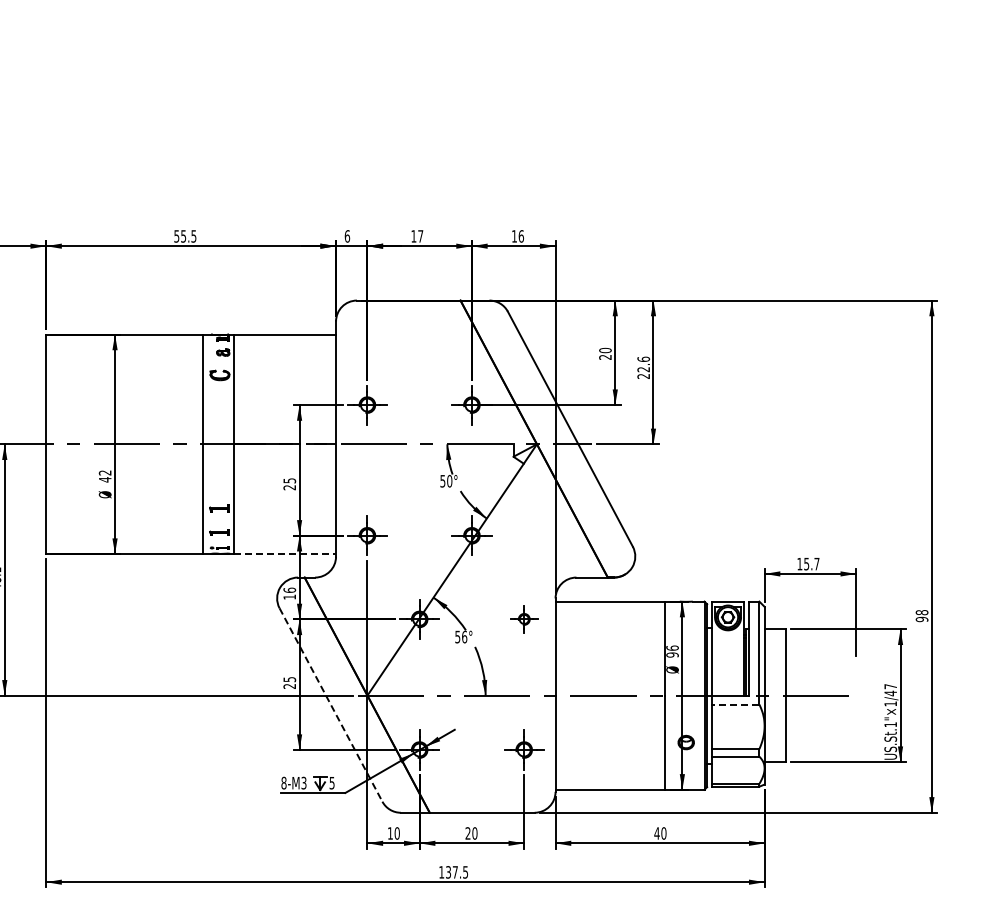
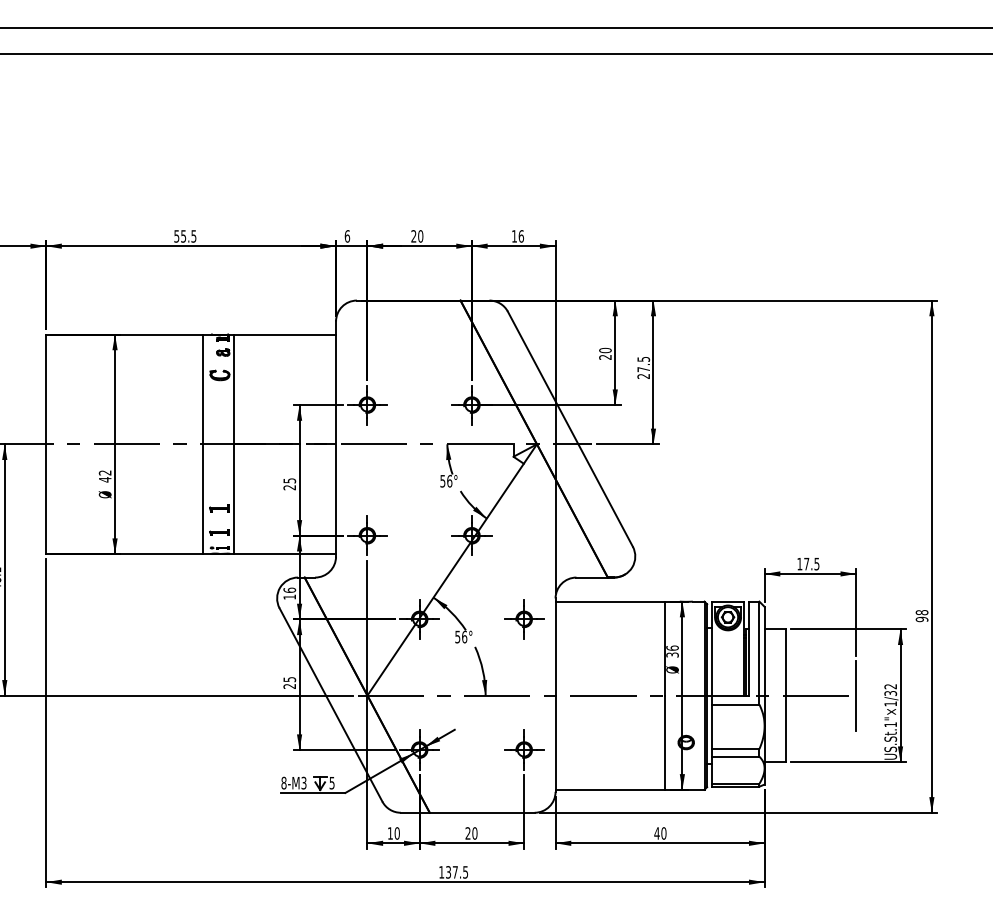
line: none -> present (495, 27)
line: none -> present (495, 53)
text: 17 -> 20 (417, 236)
text: 22.6 -> 27.5 (643, 364)
text: 50° -> 56° (449, 480)
line: dashed -> solid (285, 554)
text: 15.7 -> 17.5 (811, 564)
part size: 29x29 px -> 41x41 px (524, 619)
text: 96 -> 36 (672, 654)
text: US.St.1"×1/47 -> US.St.1"×1/32 (890, 690)
line: none -> present (856, 695)
line: dashed -> solid (331, 704)
line: dashed -> solid (735, 704)
